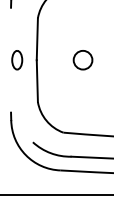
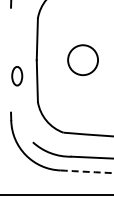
circle diameter: 19 px -> 30 px (83, 60)
part position: (17, 60) -> (17, 76) (17, 76)
arc: solid -> dashed (88, 171)
